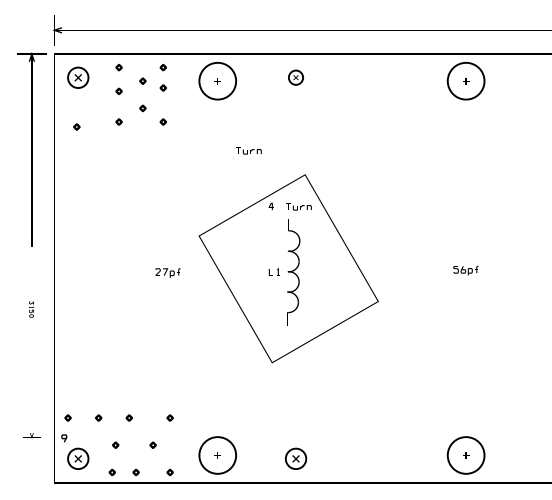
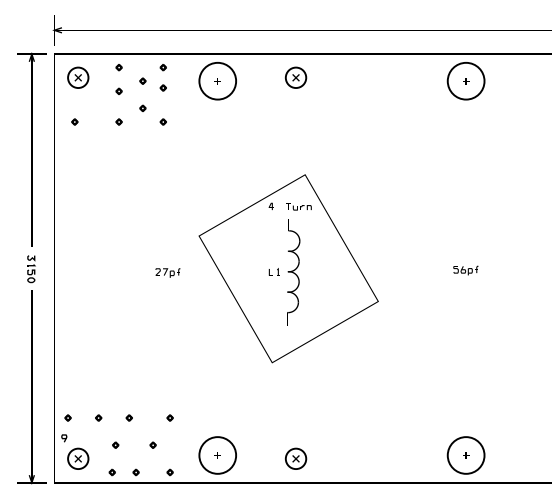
part size: 16x17 px -> 24x23 px (295, 77)
part position: (76, 126) -> (74, 121) (74, 121)
part: present -> none (248, 150)
part size: 18x138 px -> 30x230 px (31, 369)
